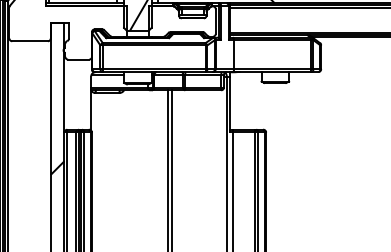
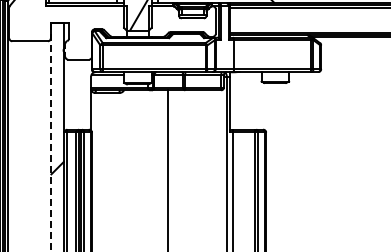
line: solid -> dashed (50, 137)
line: present -> none (172, 169)
